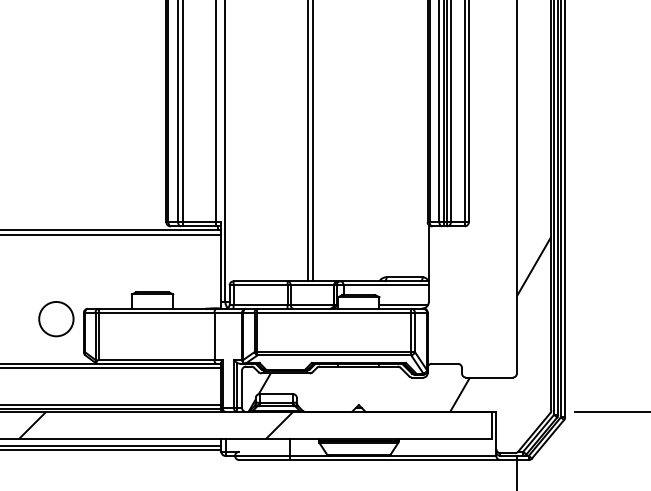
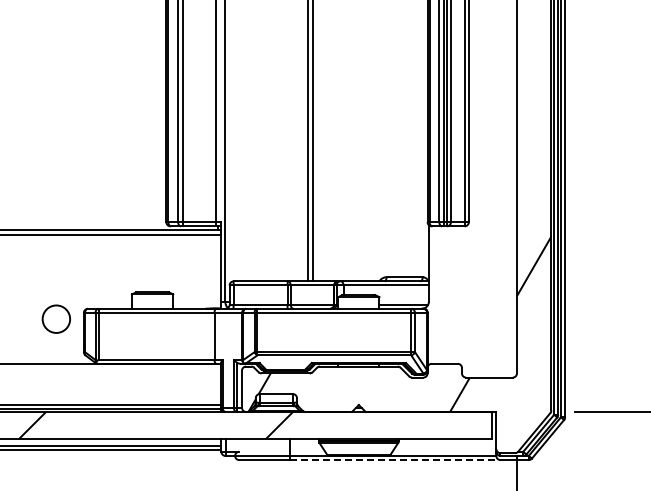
circle size: 37x37 px -> 30x30 px (55, 318)
line: present -> none (111, 367)
line: solid -> dashed (395, 460)
